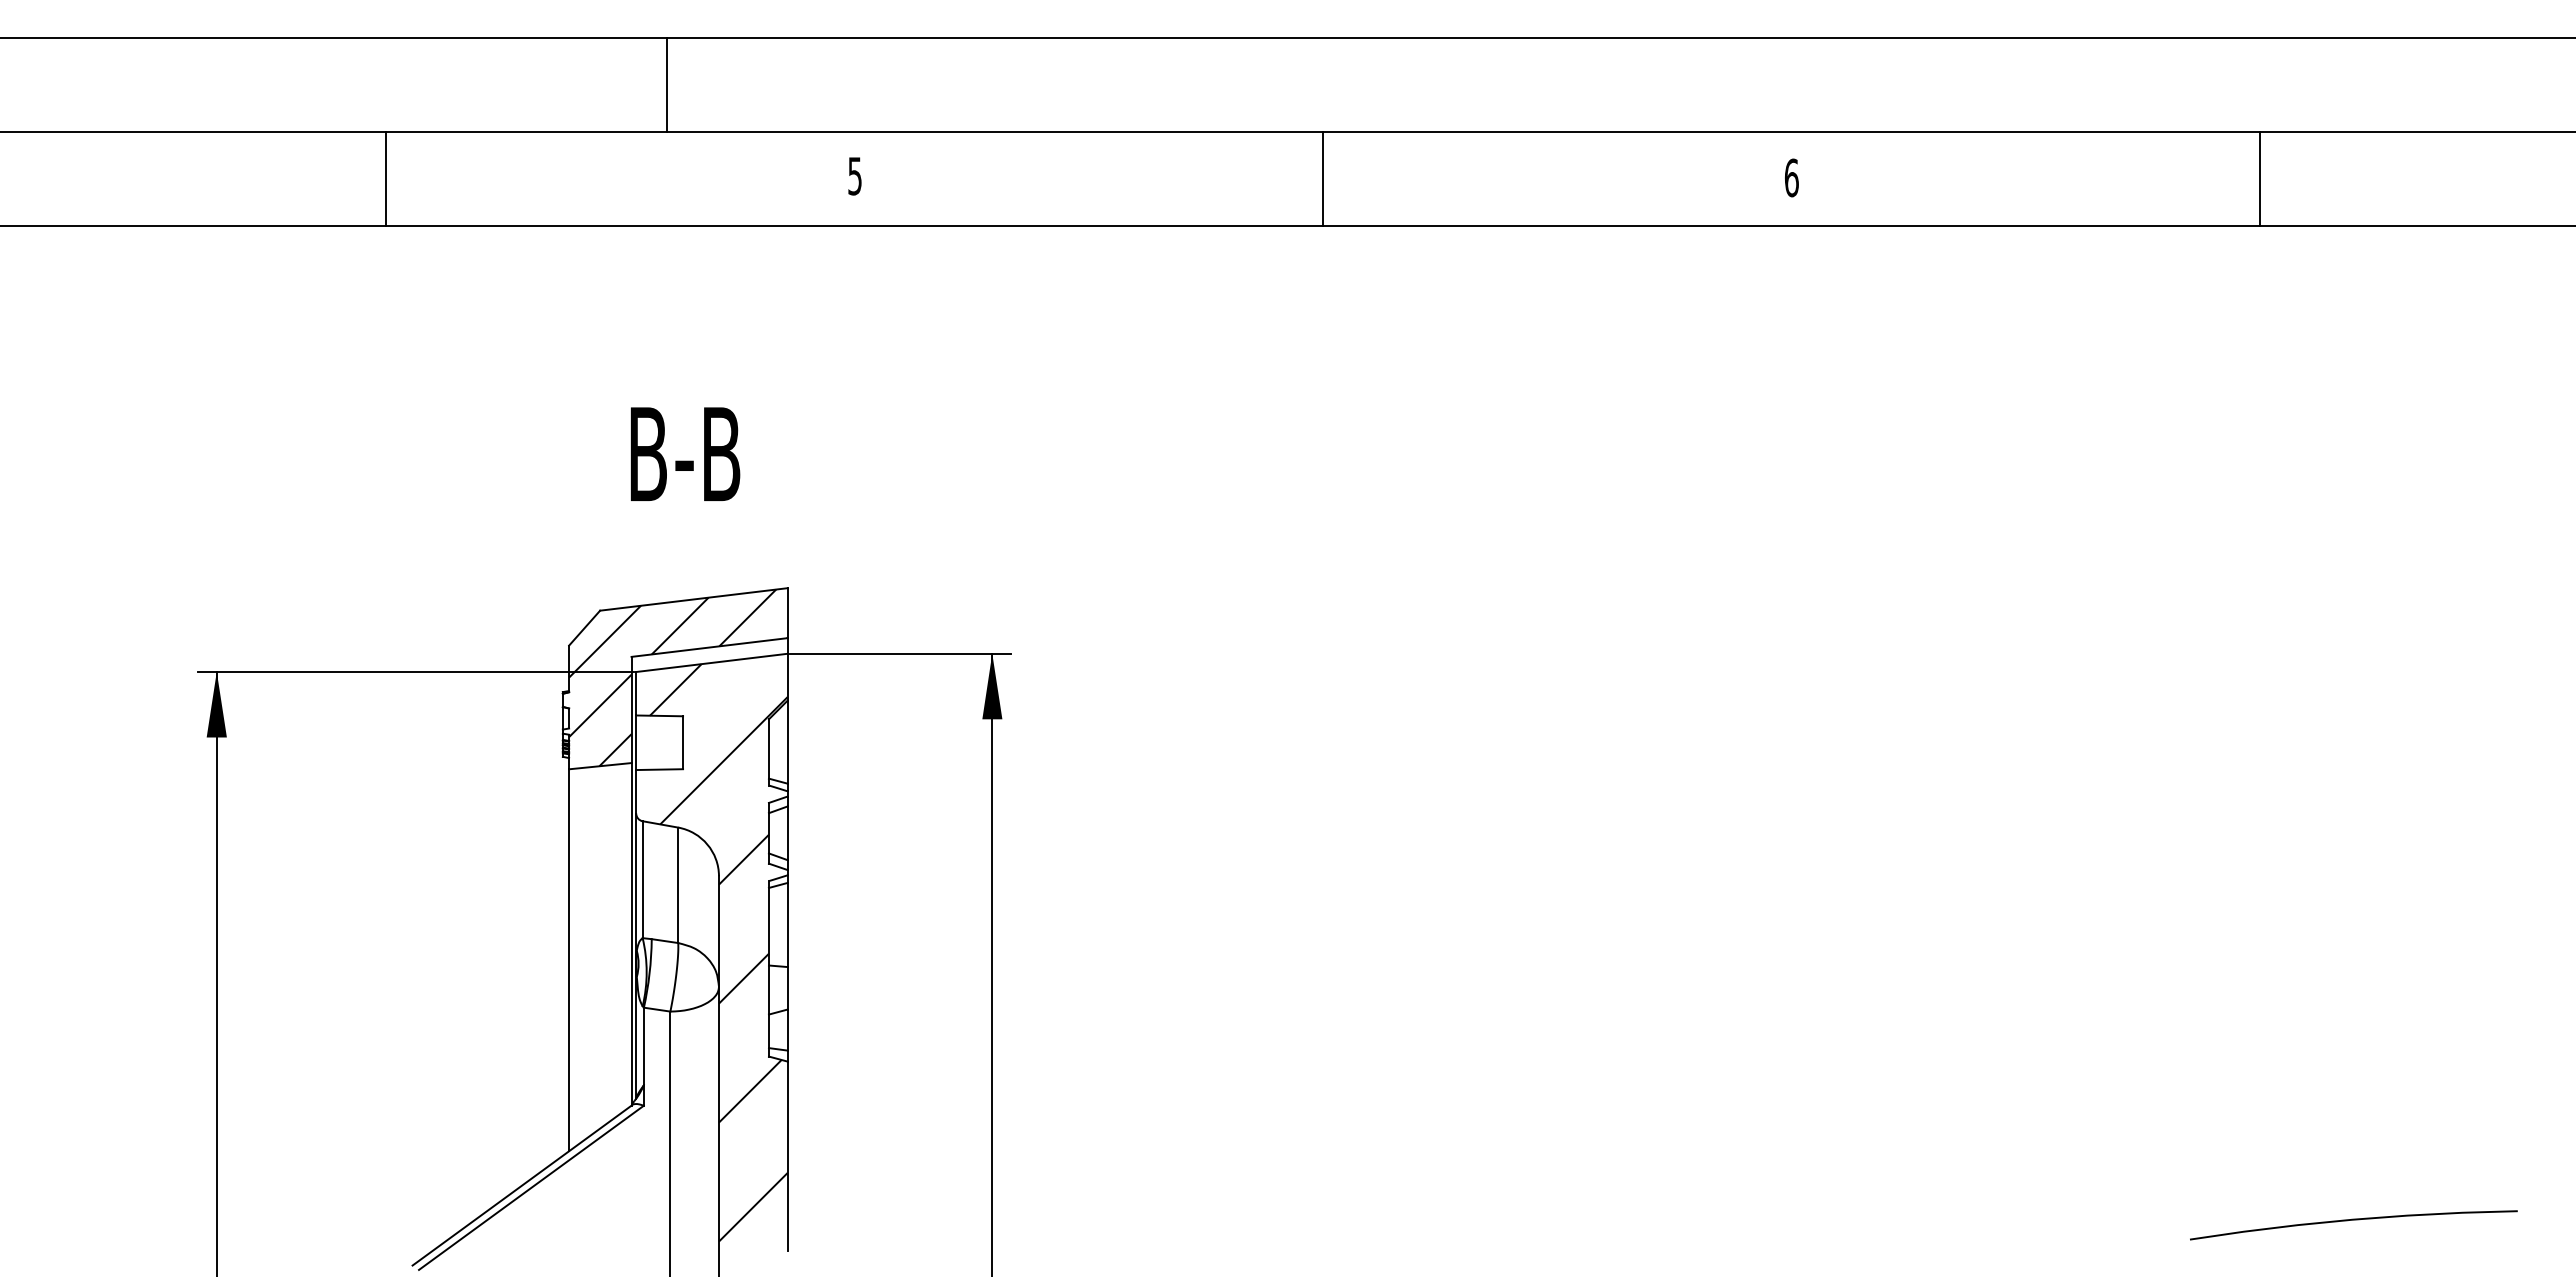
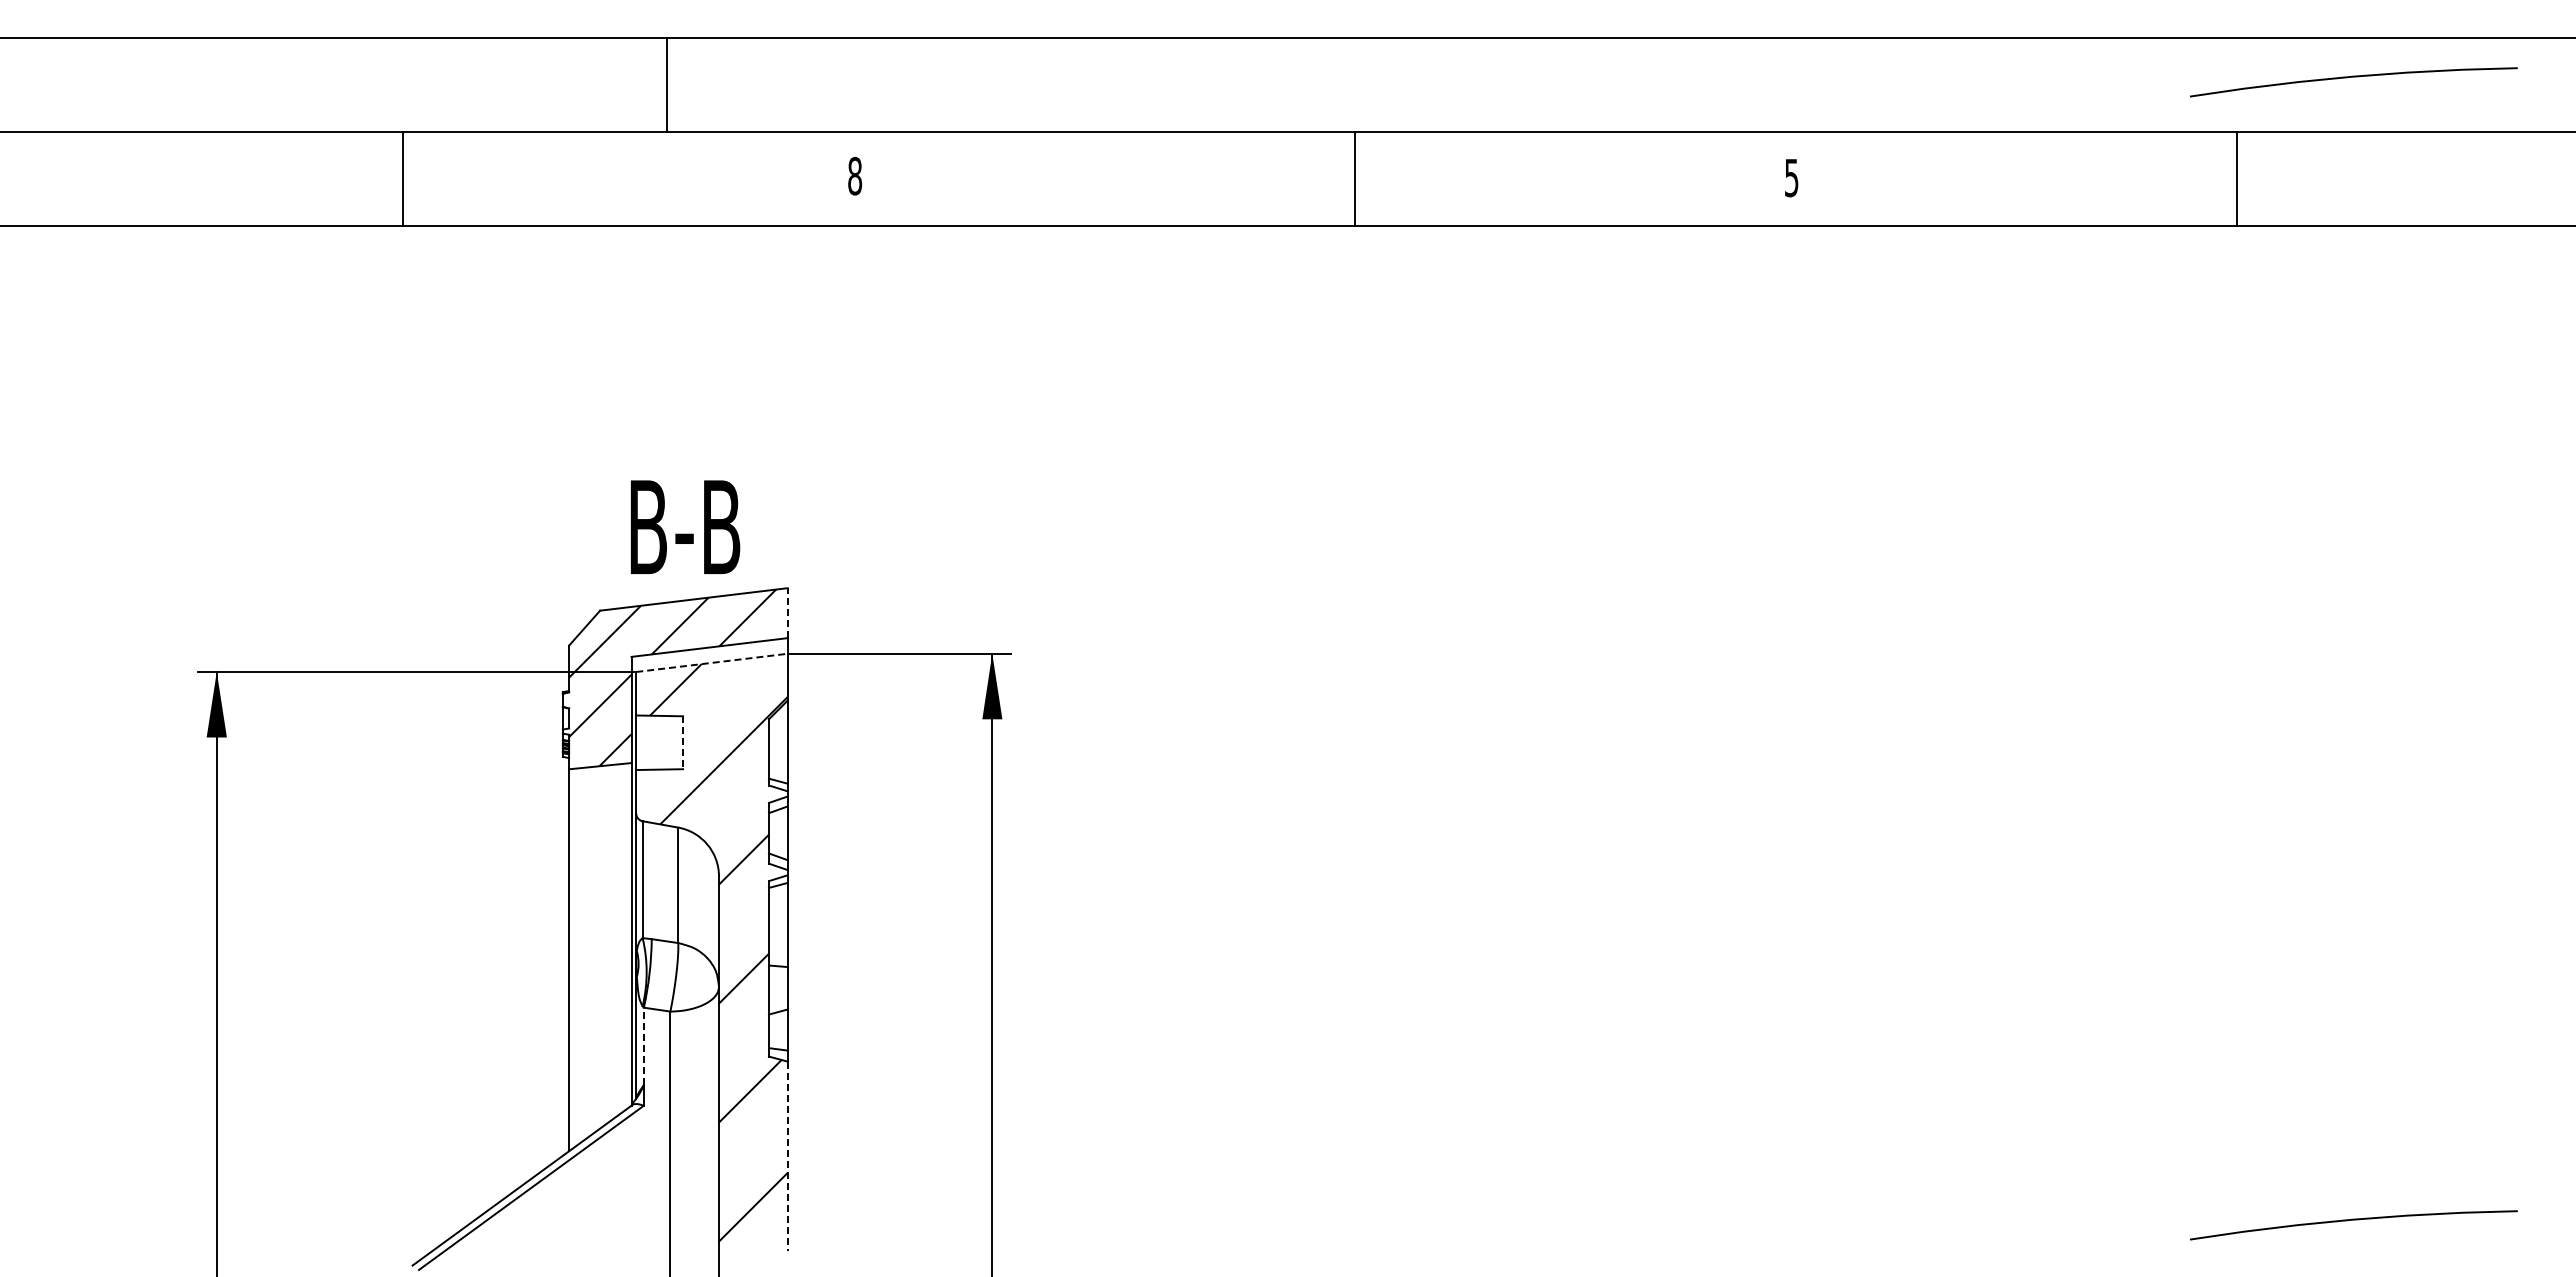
curve: none -> present (2353, 77)
text: 5 -> 8 (855, 175)
text: 6 -> 5 (1791, 177)
line position: (385, 178) -> (402, 178) (402, 178)
line position: (1322, 178) -> (1354, 178) (1354, 178)
line position: (2259, 178) -> (2236, 178) (2236, 178)
text position: (685, 453) -> (685, 526) (685, 526)
line: solid -> dashed (787, 613)
line: solid -> dashed (712, 662)
line: solid -> dashed (683, 743)
line: solid -> dashed (643, 1046)
line: solid -> dashed (787, 1156)
